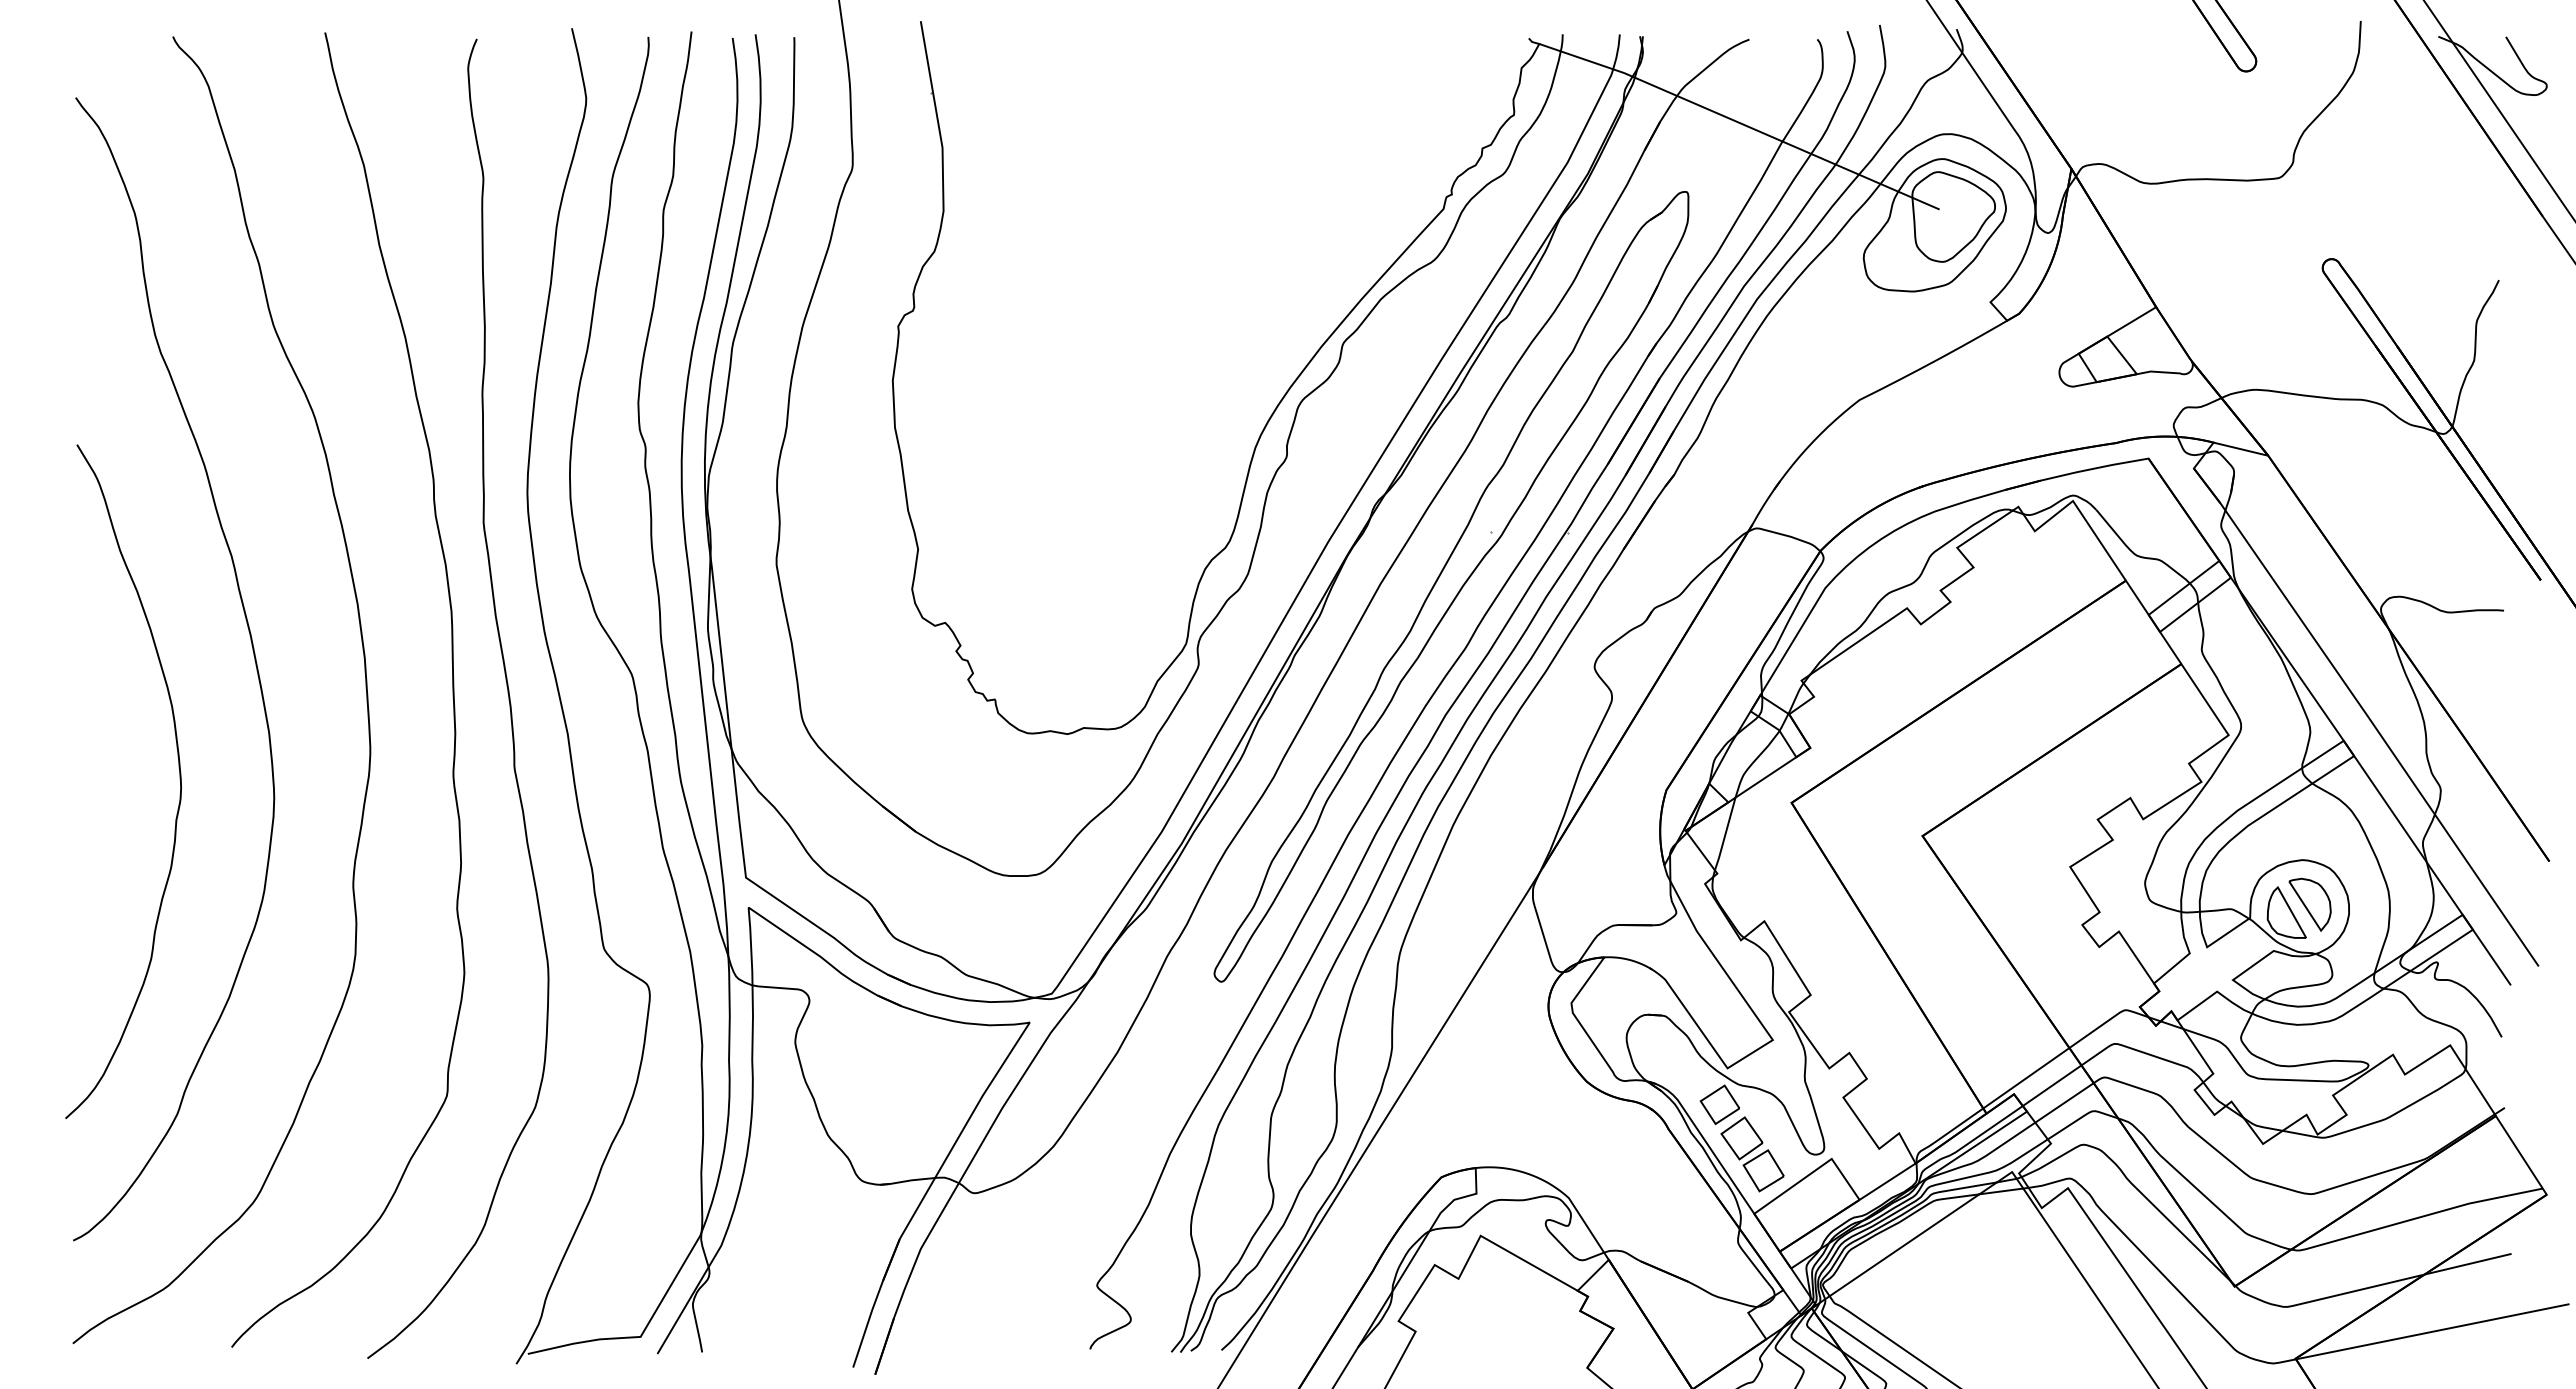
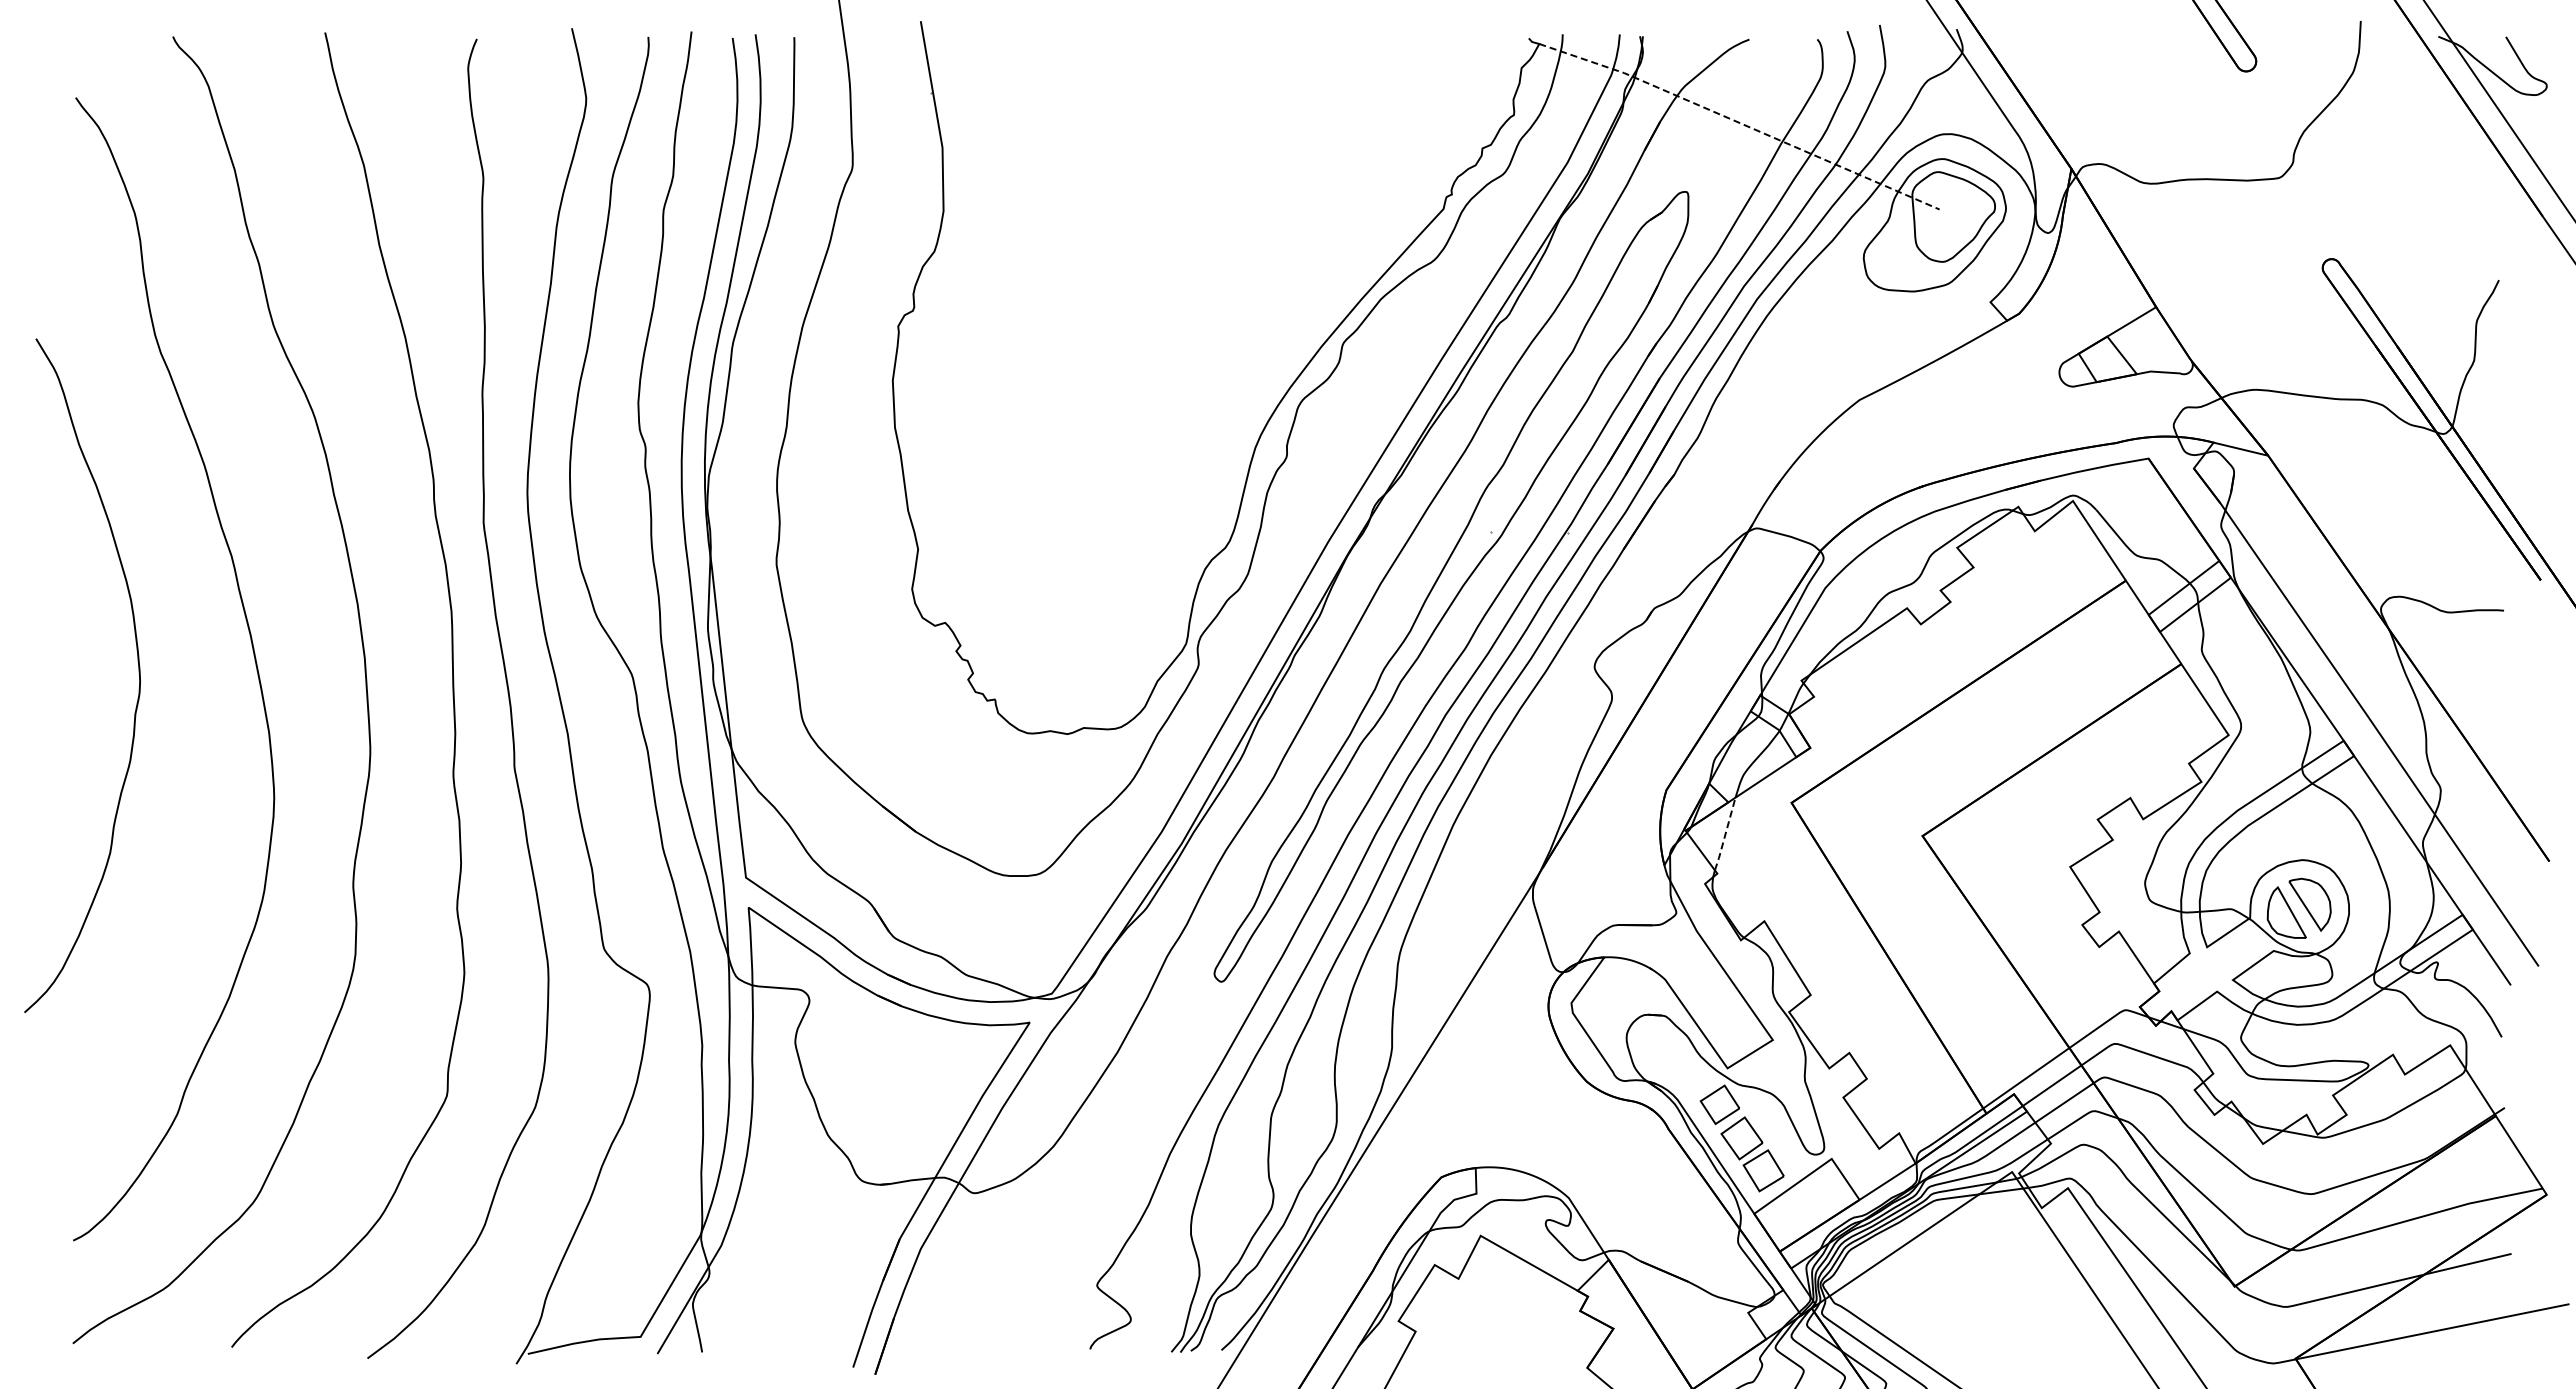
line: solid -> dashed (1740, 123)
curve position: (179, 779) -> (138, 673) (138, 673)
line: solid -> dashed (1725, 834)
